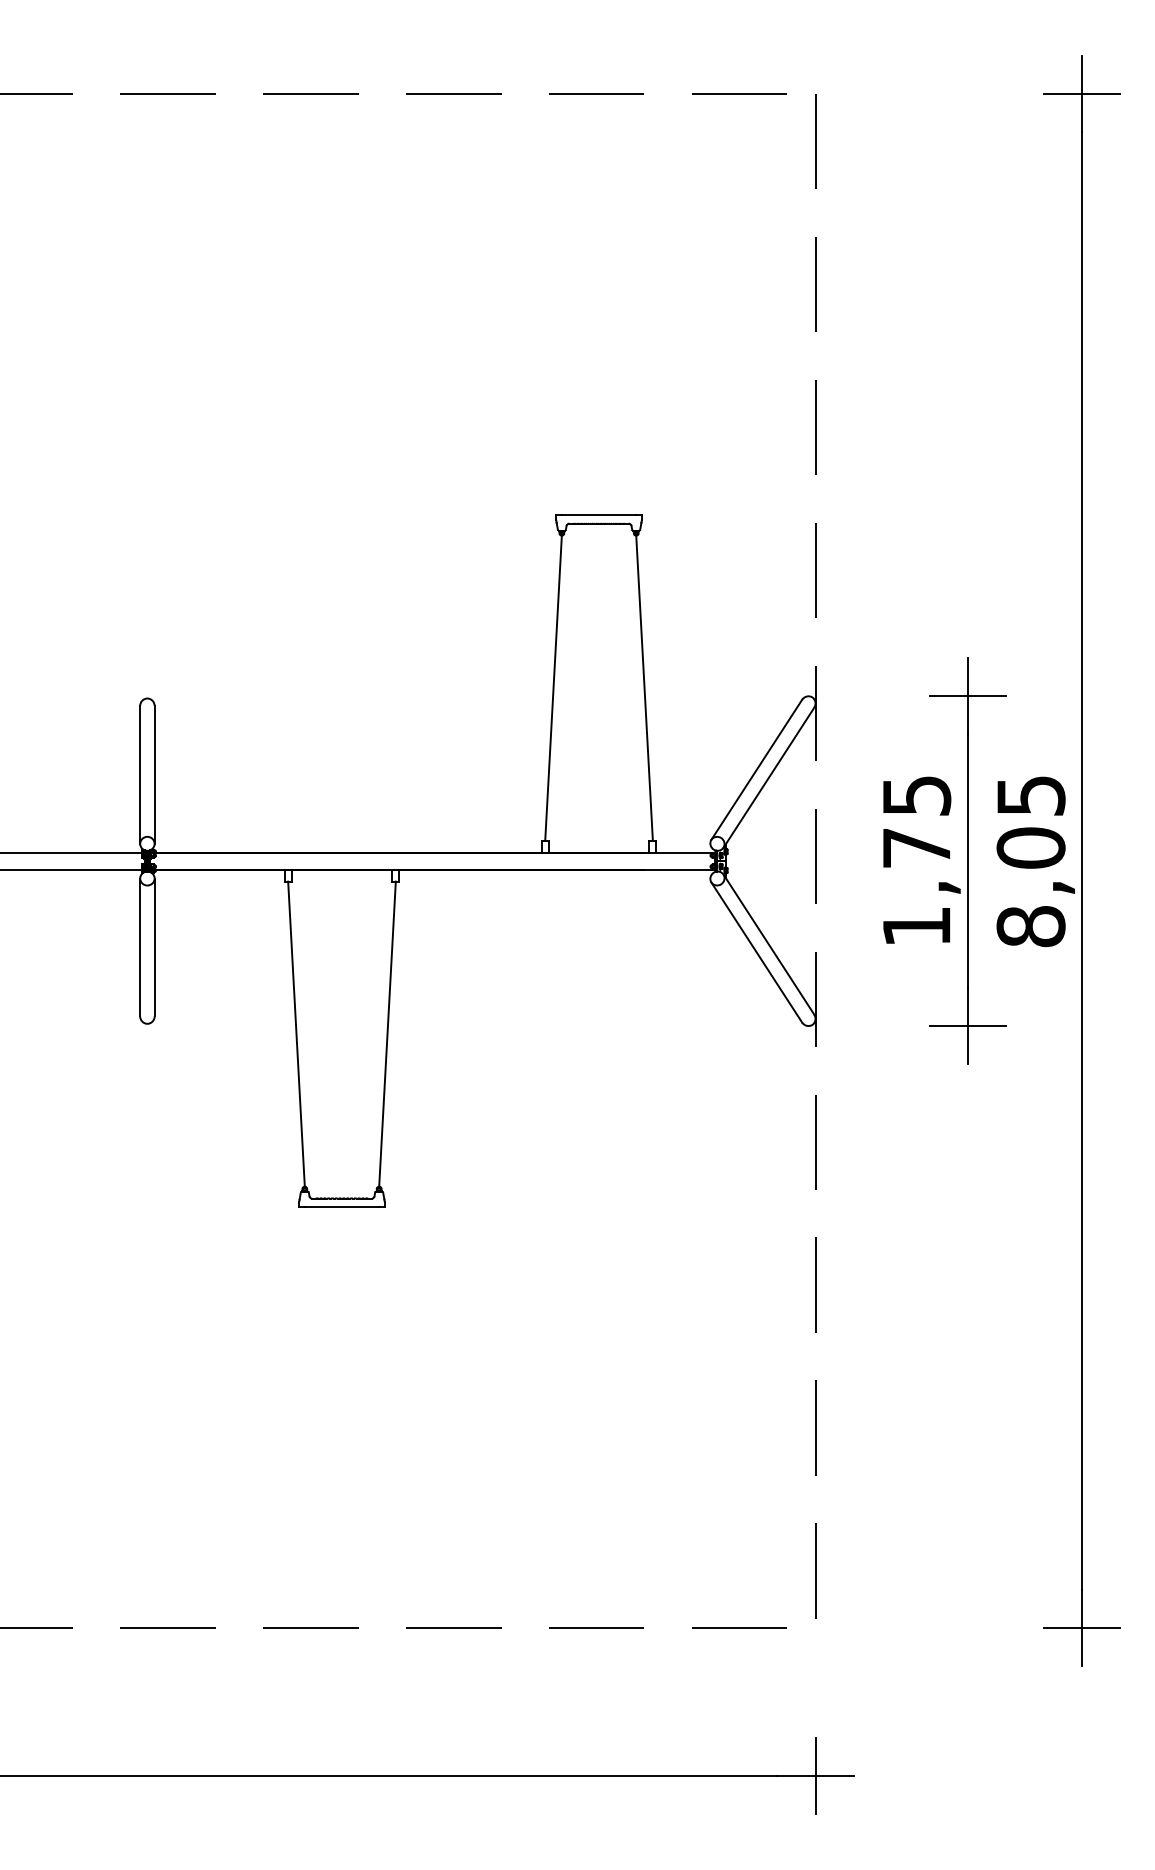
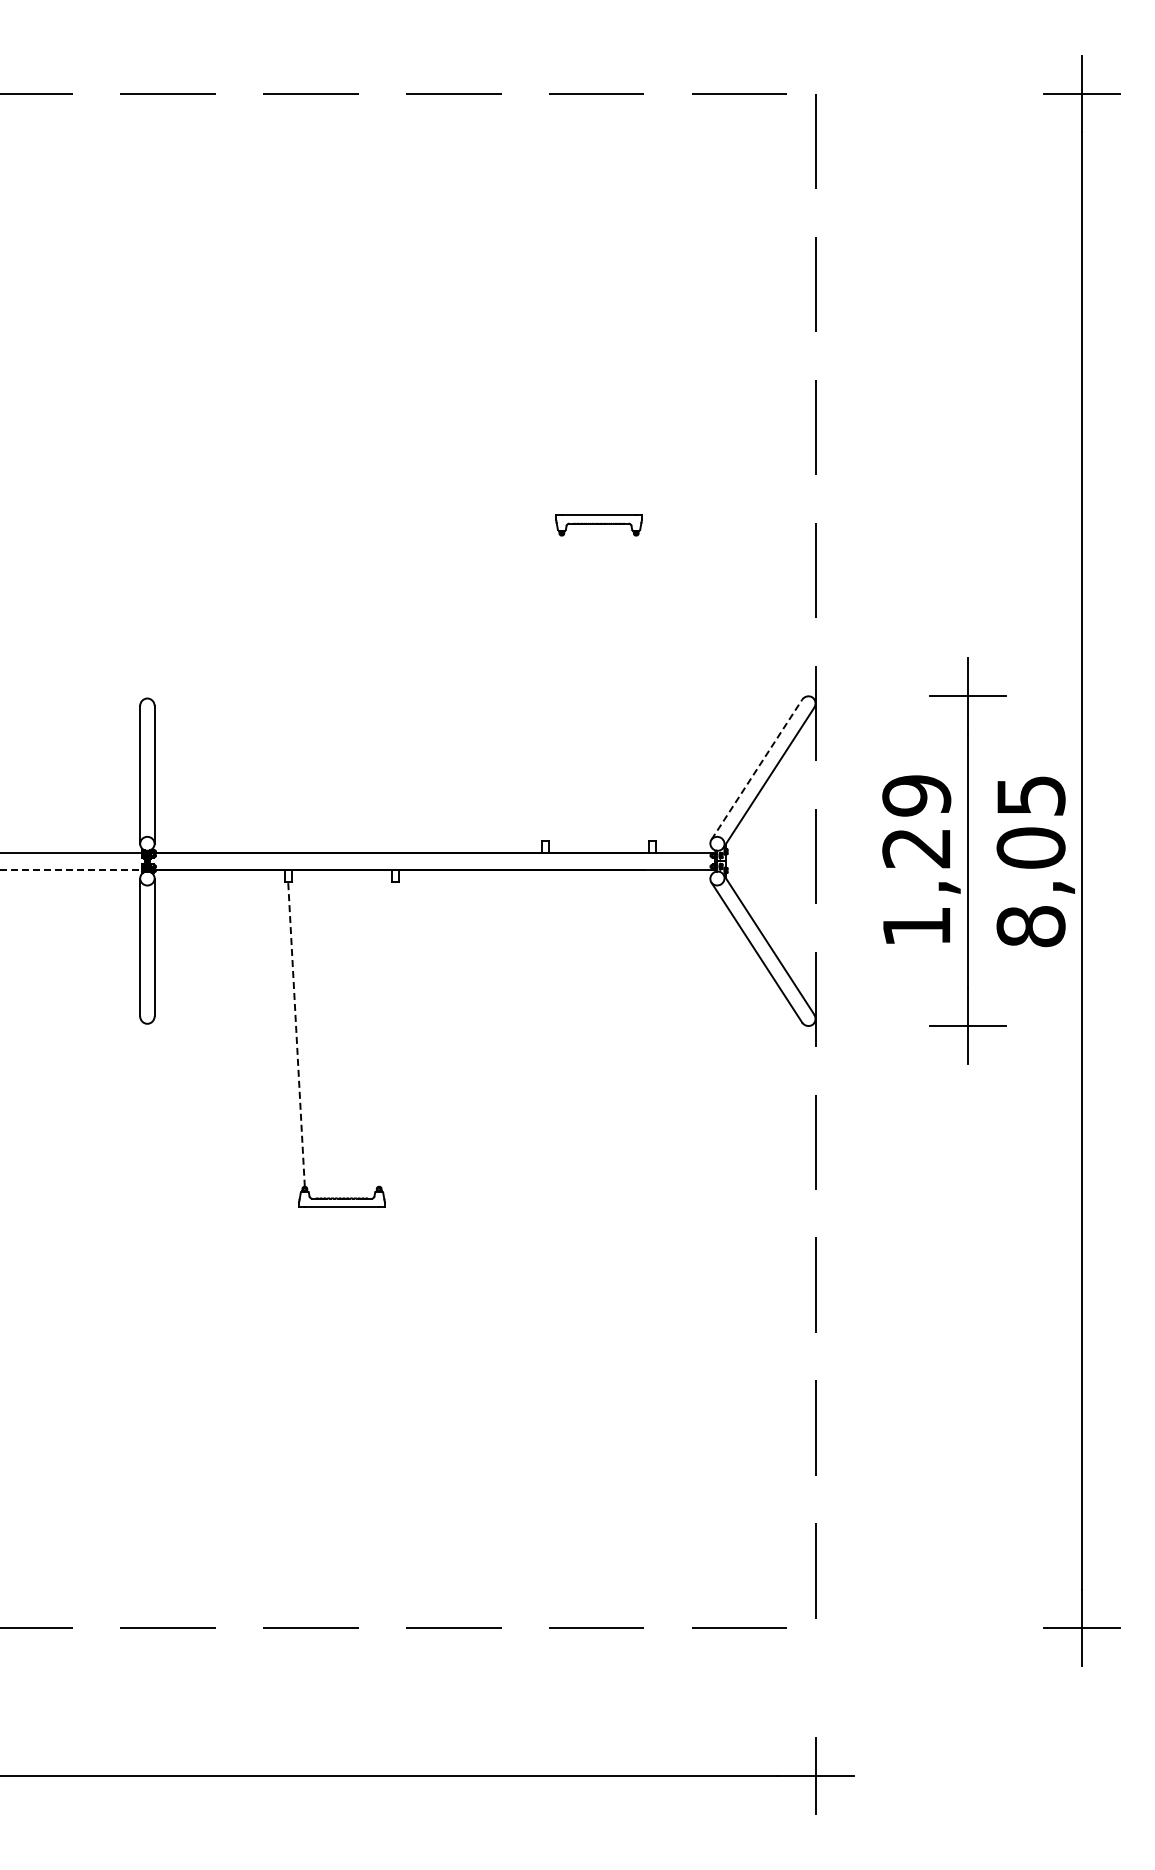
line: present -> none (553, 687)
line: present -> none (644, 687)
line: solid -> dashed (757, 769)
text: 1,75 -> 1,29 (916, 821)
line: solid -> dashed (72, 869)
line: present -> none (387, 1033)
line: solid -> dashed (296, 1034)
